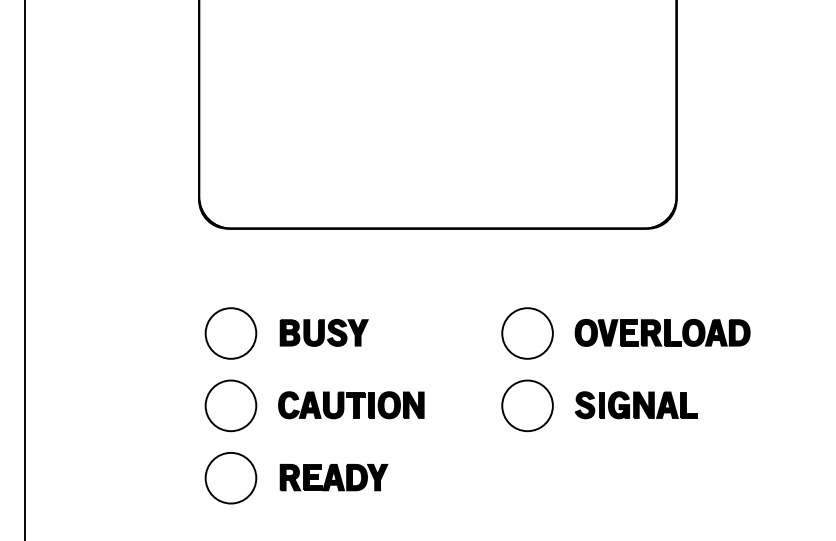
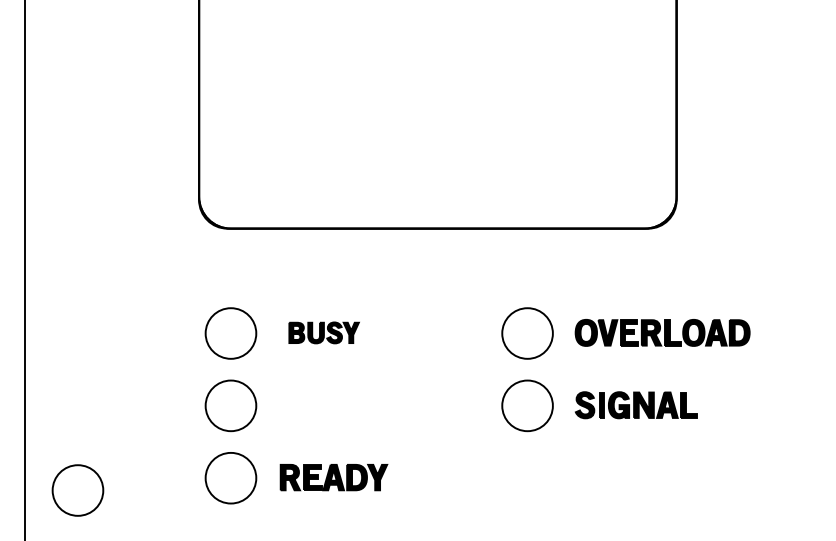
part size: 90x28 px -> 72x24 px (323, 332)
part: present -> none (351, 405)
part: none -> present (77, 490)
